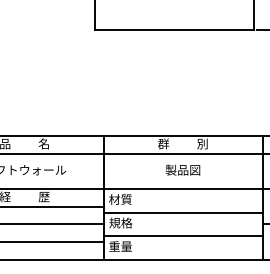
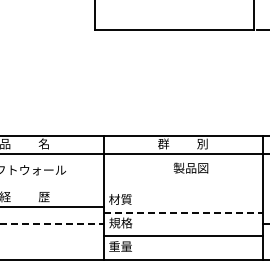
text position: (182, 169) -> (190, 167) (190, 167)
line: present -> none (134, 189)
line: solid -> dashed (183, 212)
line: solid -> dashed (51, 224)
line: present -> none (52, 242)
